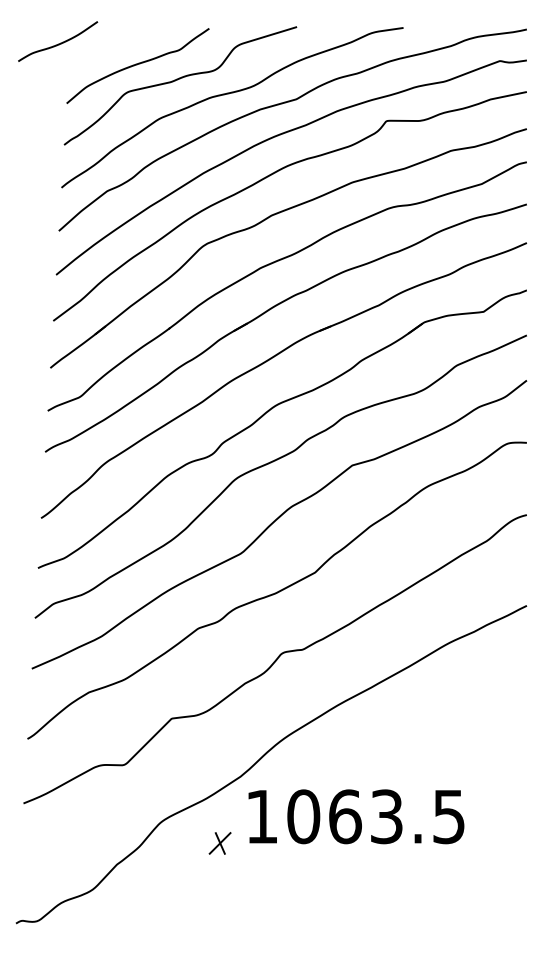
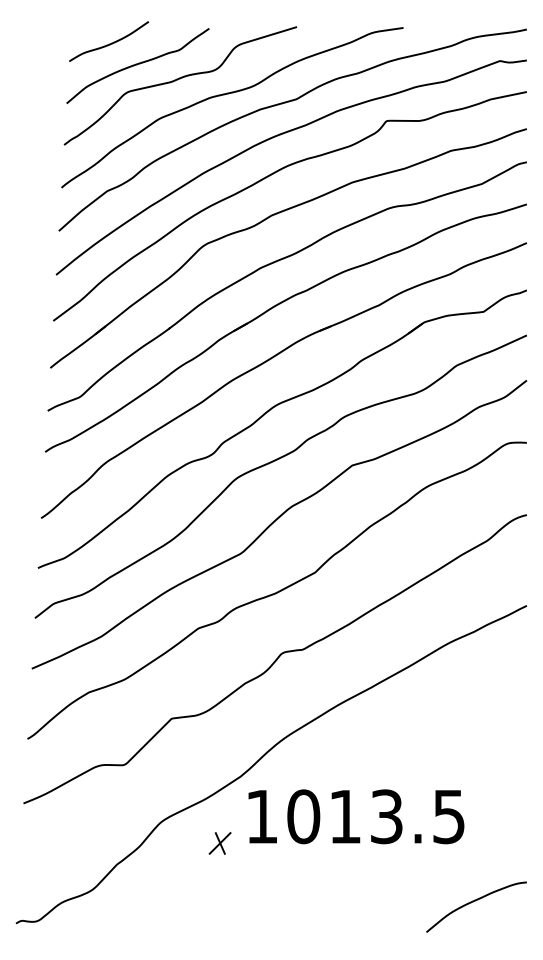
curve position: (58, 43) -> (109, 43) (109, 43)
text: 1063.5 -> 1013.5 (345, 816)
curve: none -> present (473, 902)
